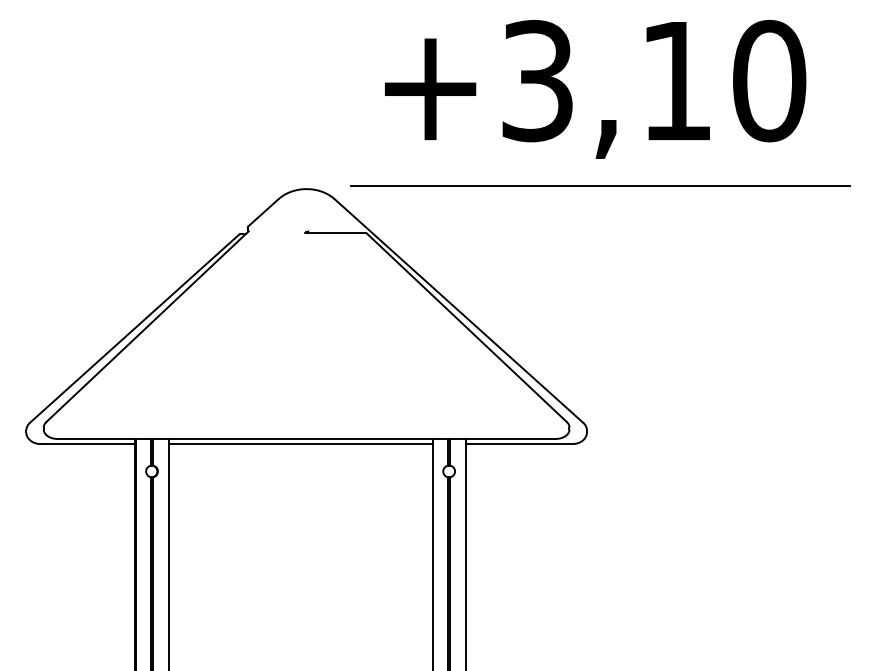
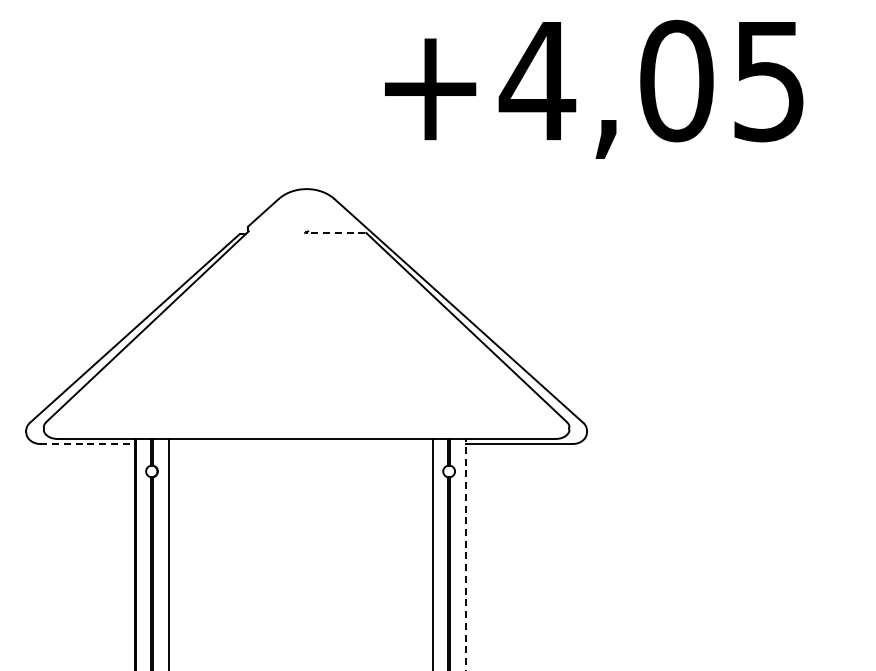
text: +3,10 -> +4,05 (652, 80)
line: present -> none (599, 185)
line: solid -> dashed (335, 232)
line: solid -> dashed (88, 443)
line: present -> none (300, 443)
line: solid -> dashed (465, 554)
